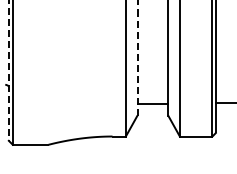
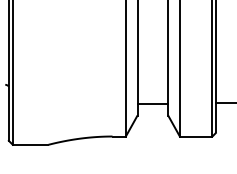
line: dashed -> solid (137, 57)
line: dashed -> solid (8, 70)
